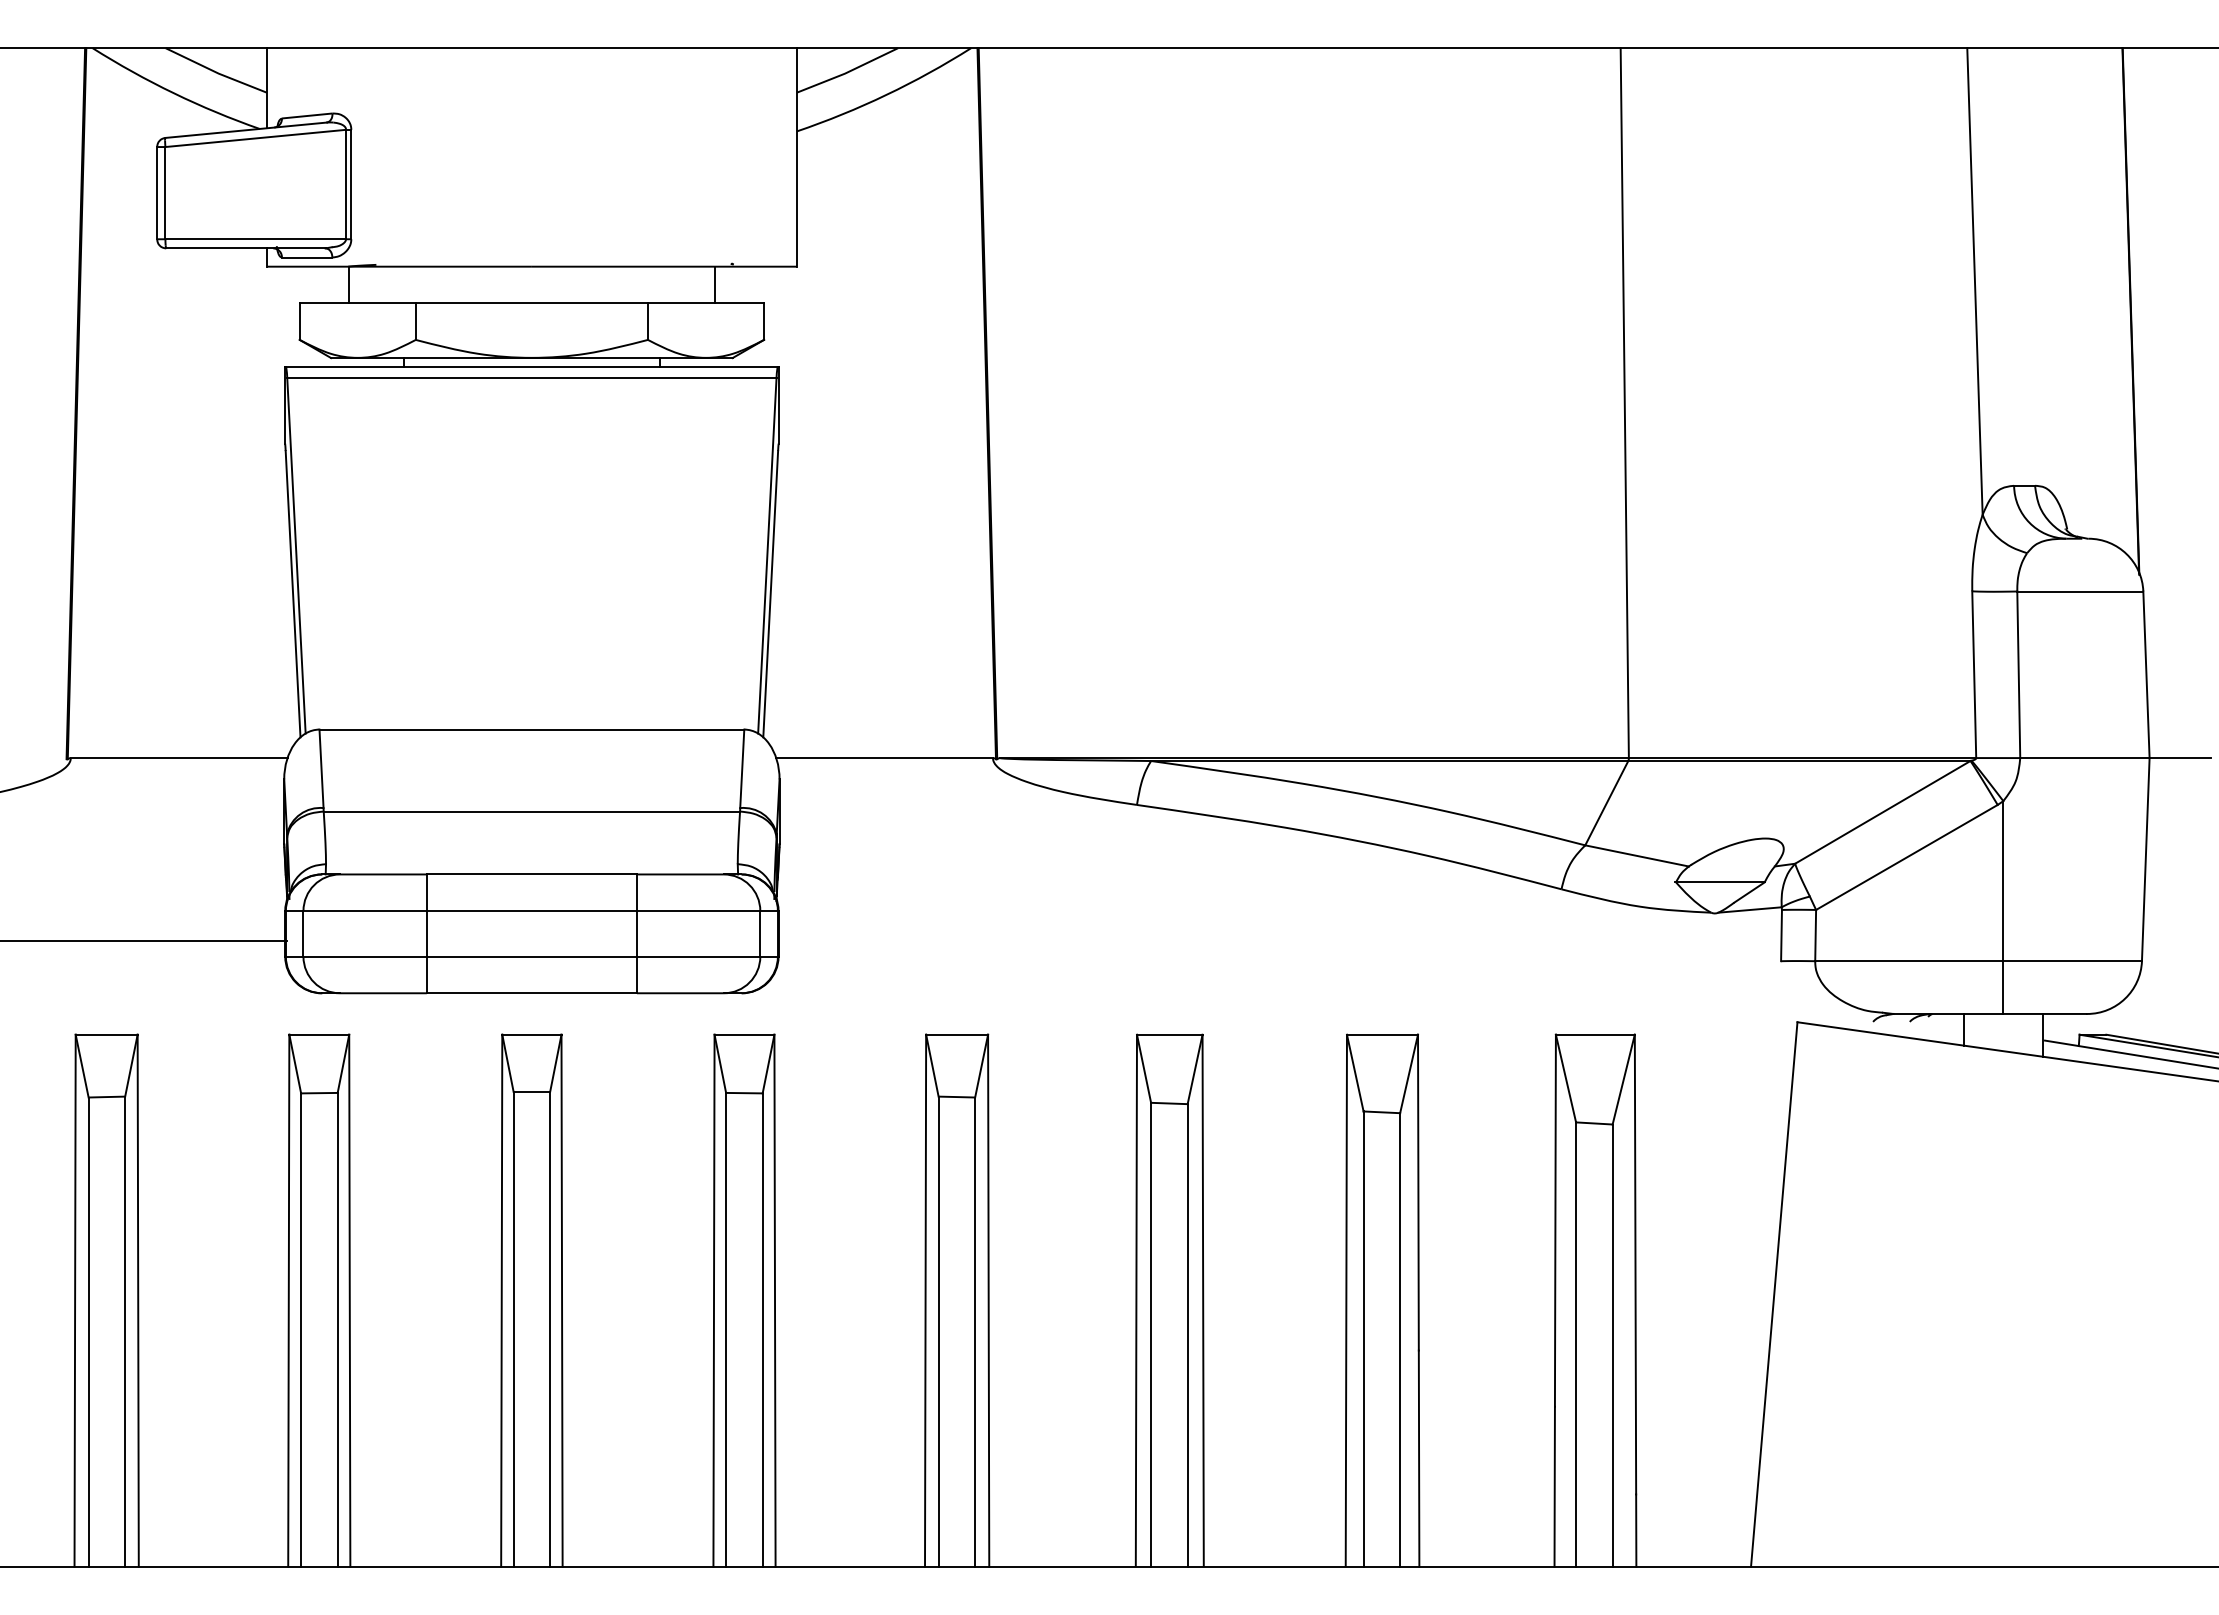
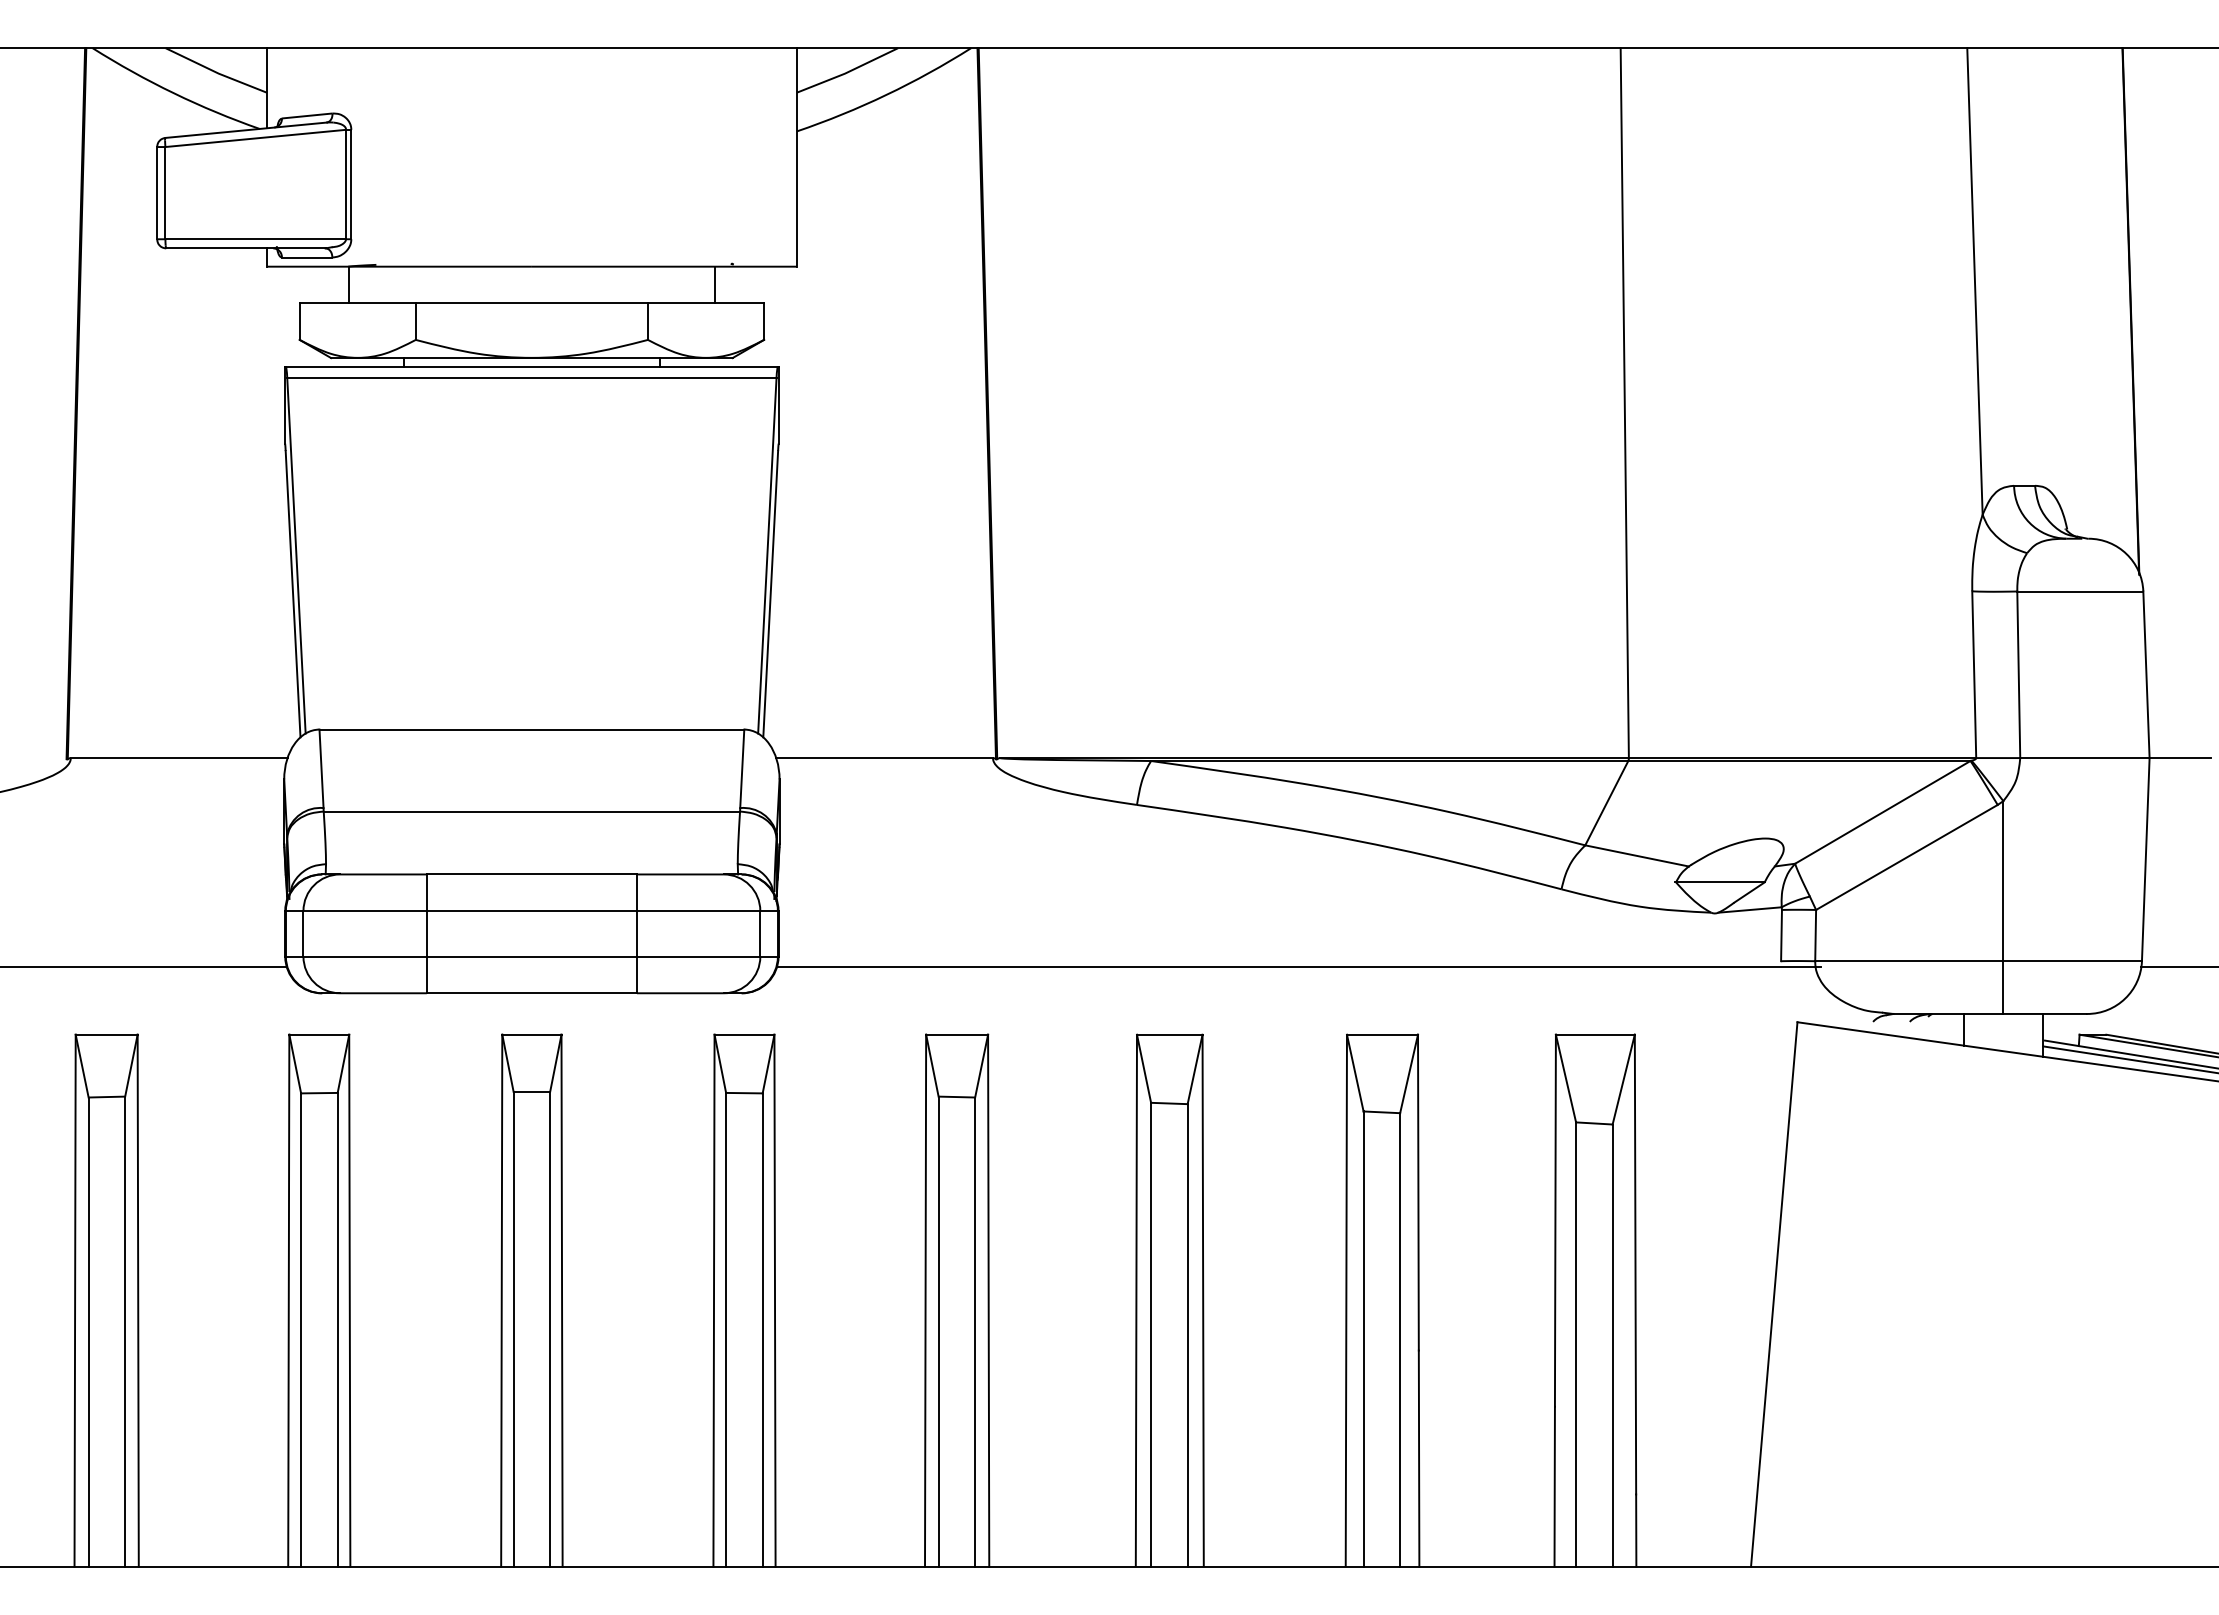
line position: (144, 941) -> (144, 967) (144, 967)
line: none -> present (1298, 967)
line: none -> present (2178, 967)
line: none -> present (2129, 1059)
